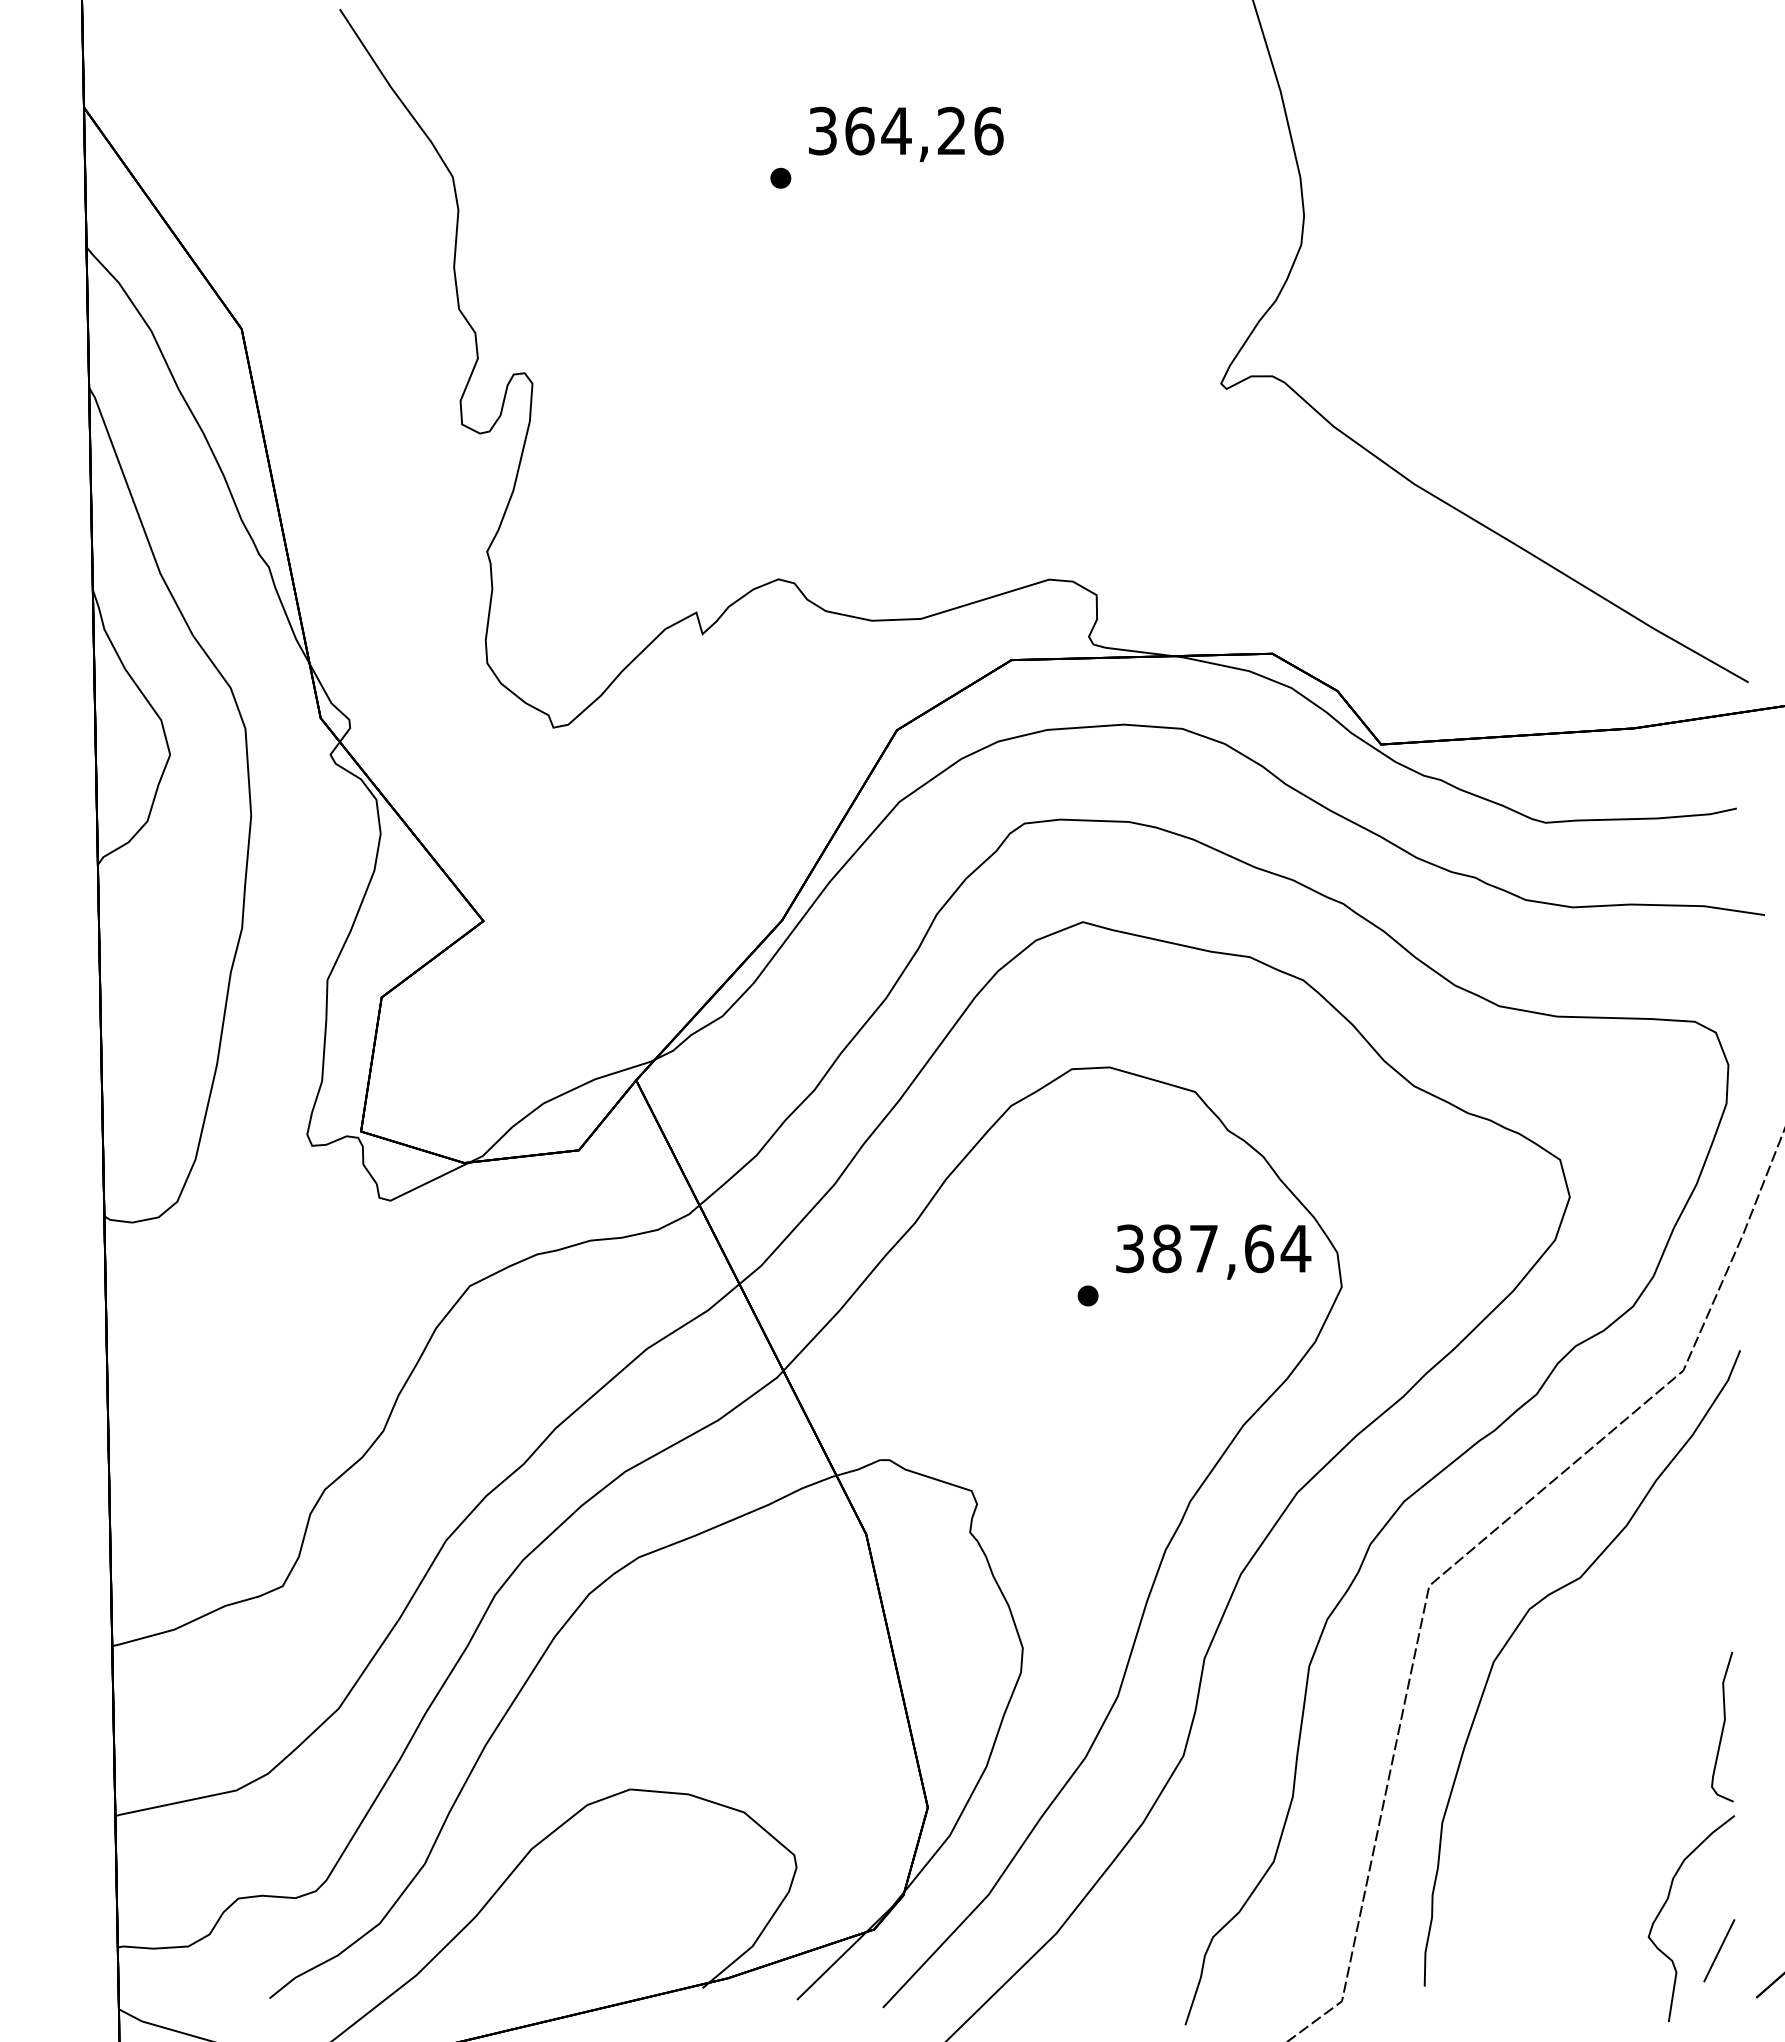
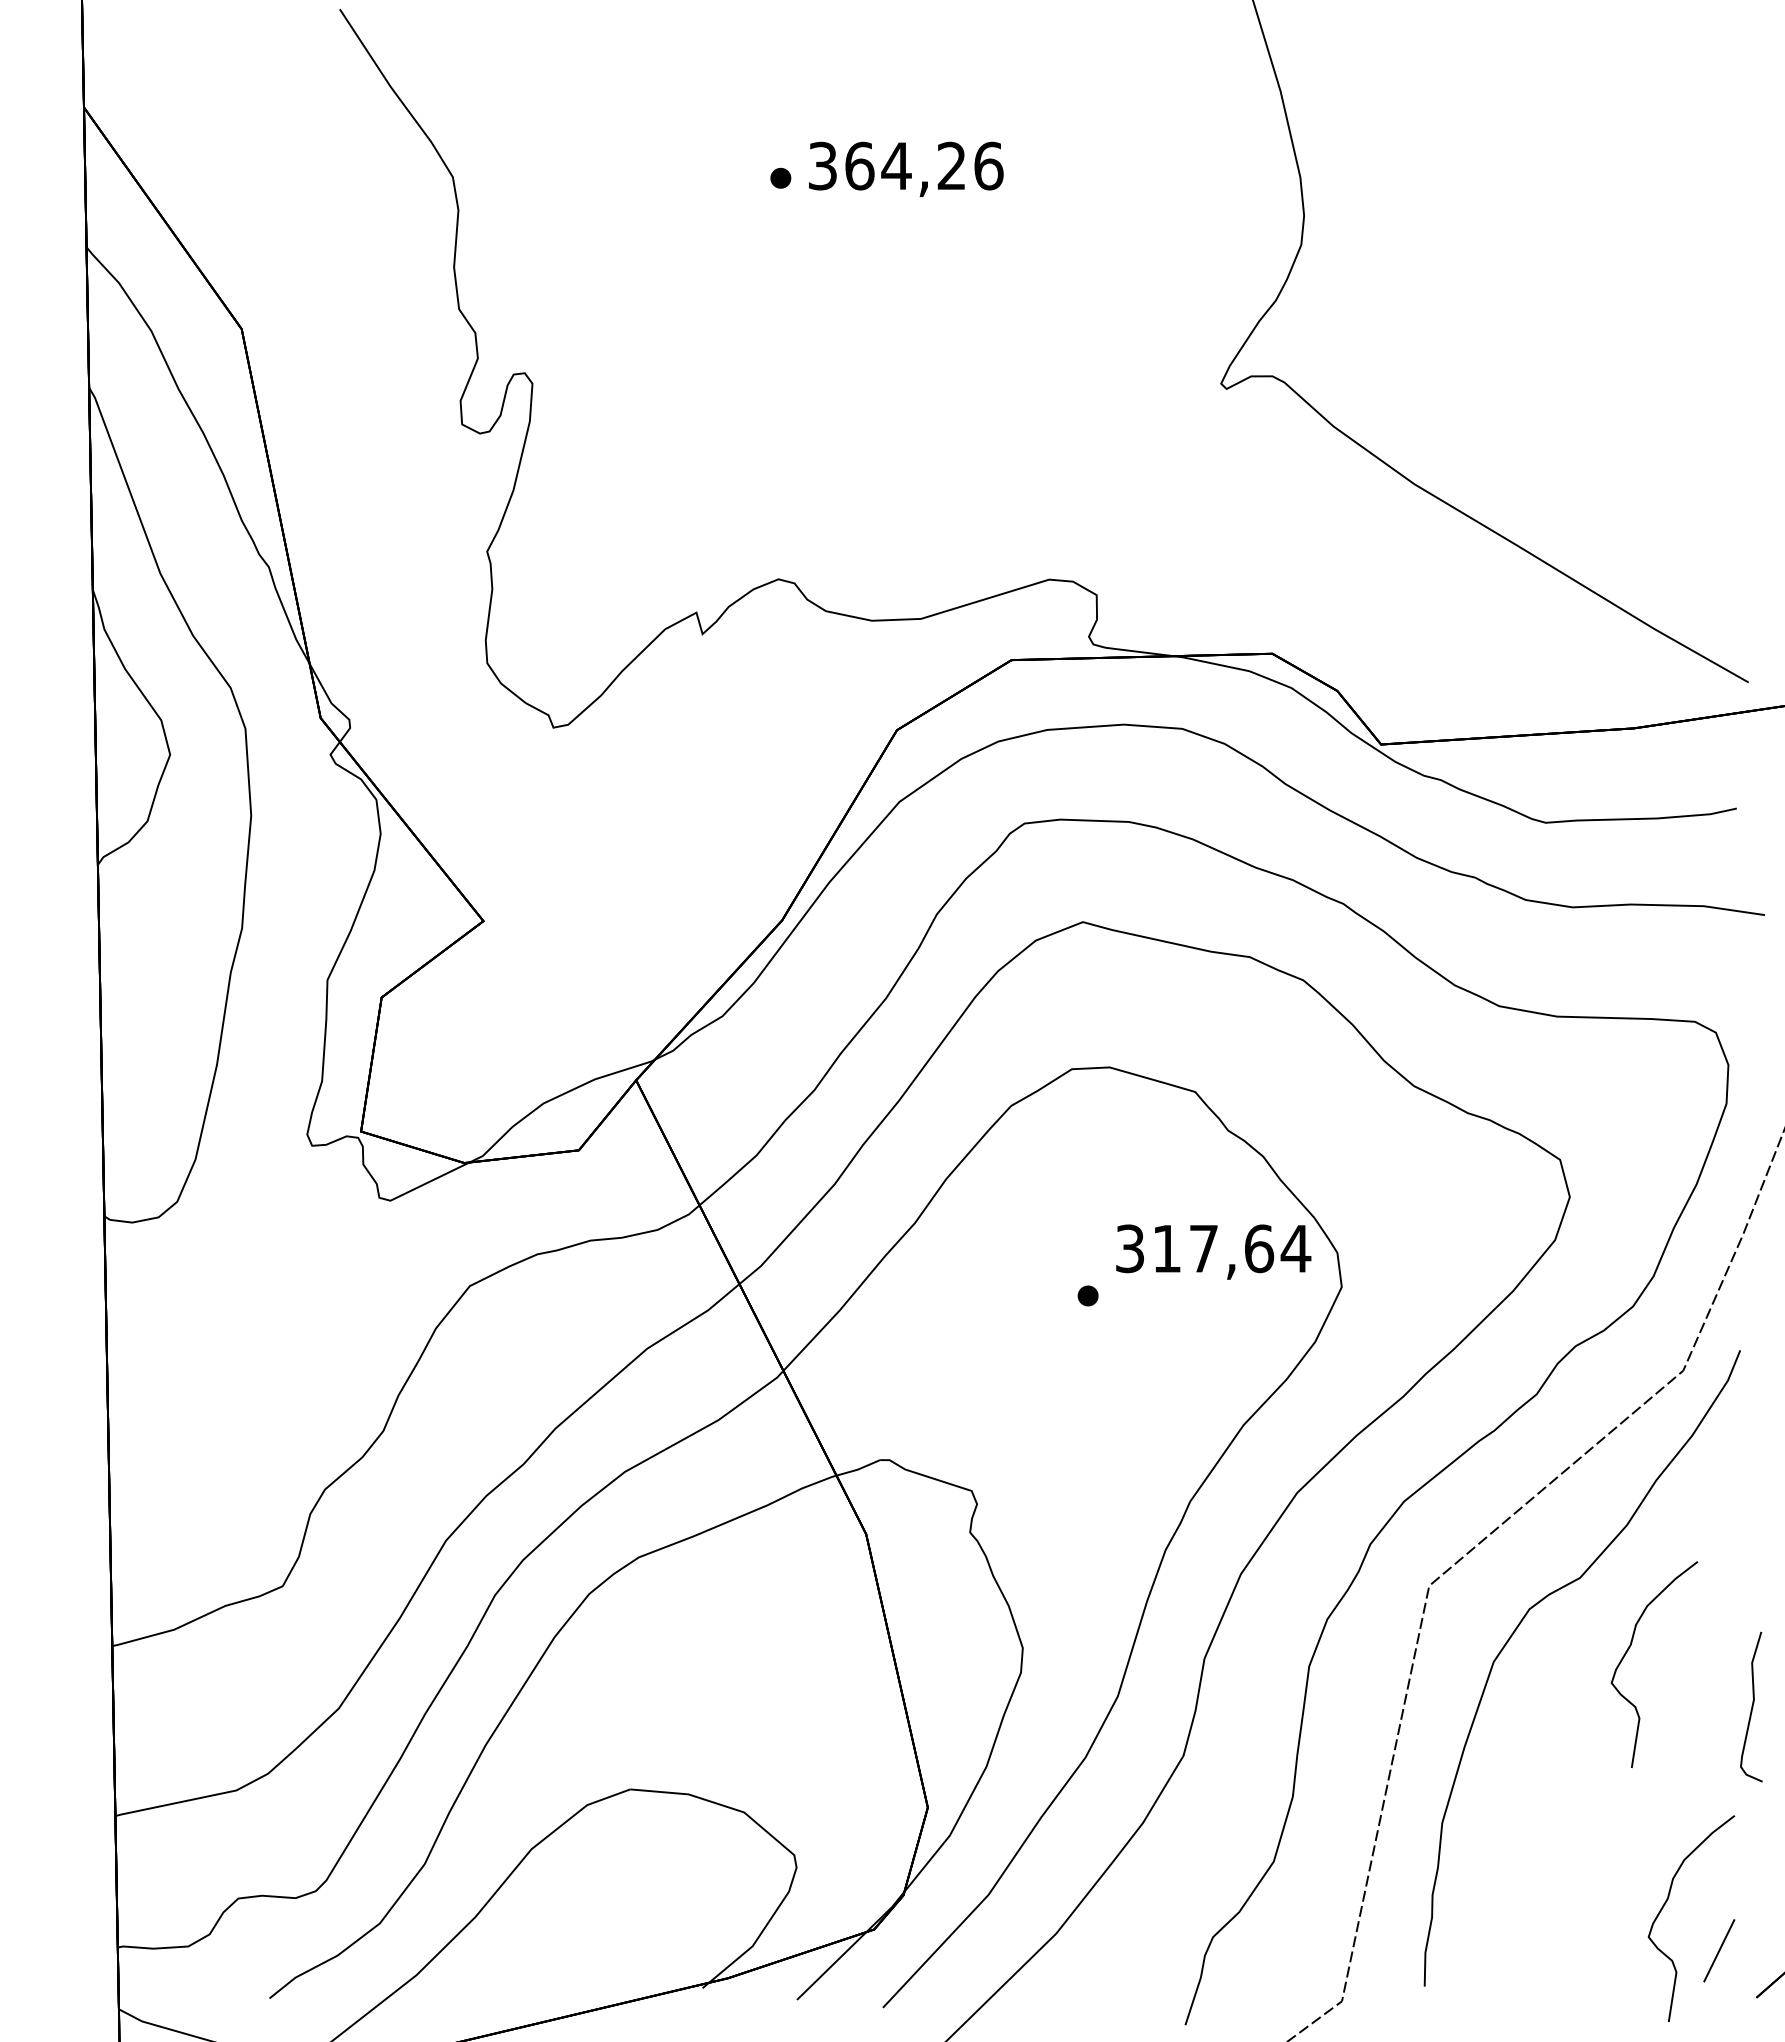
text position: (906, 133) -> (906, 168) (906, 168)
text: 387,64 -> 317,64 (1166, 1248)
curve: none -> present (1629, 1649)
curve position: (1722, 1726) -> (1751, 1706) (1751, 1706)
